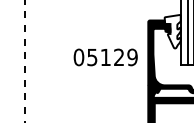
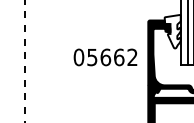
text: 05129 -> 05662 (118, 57)
